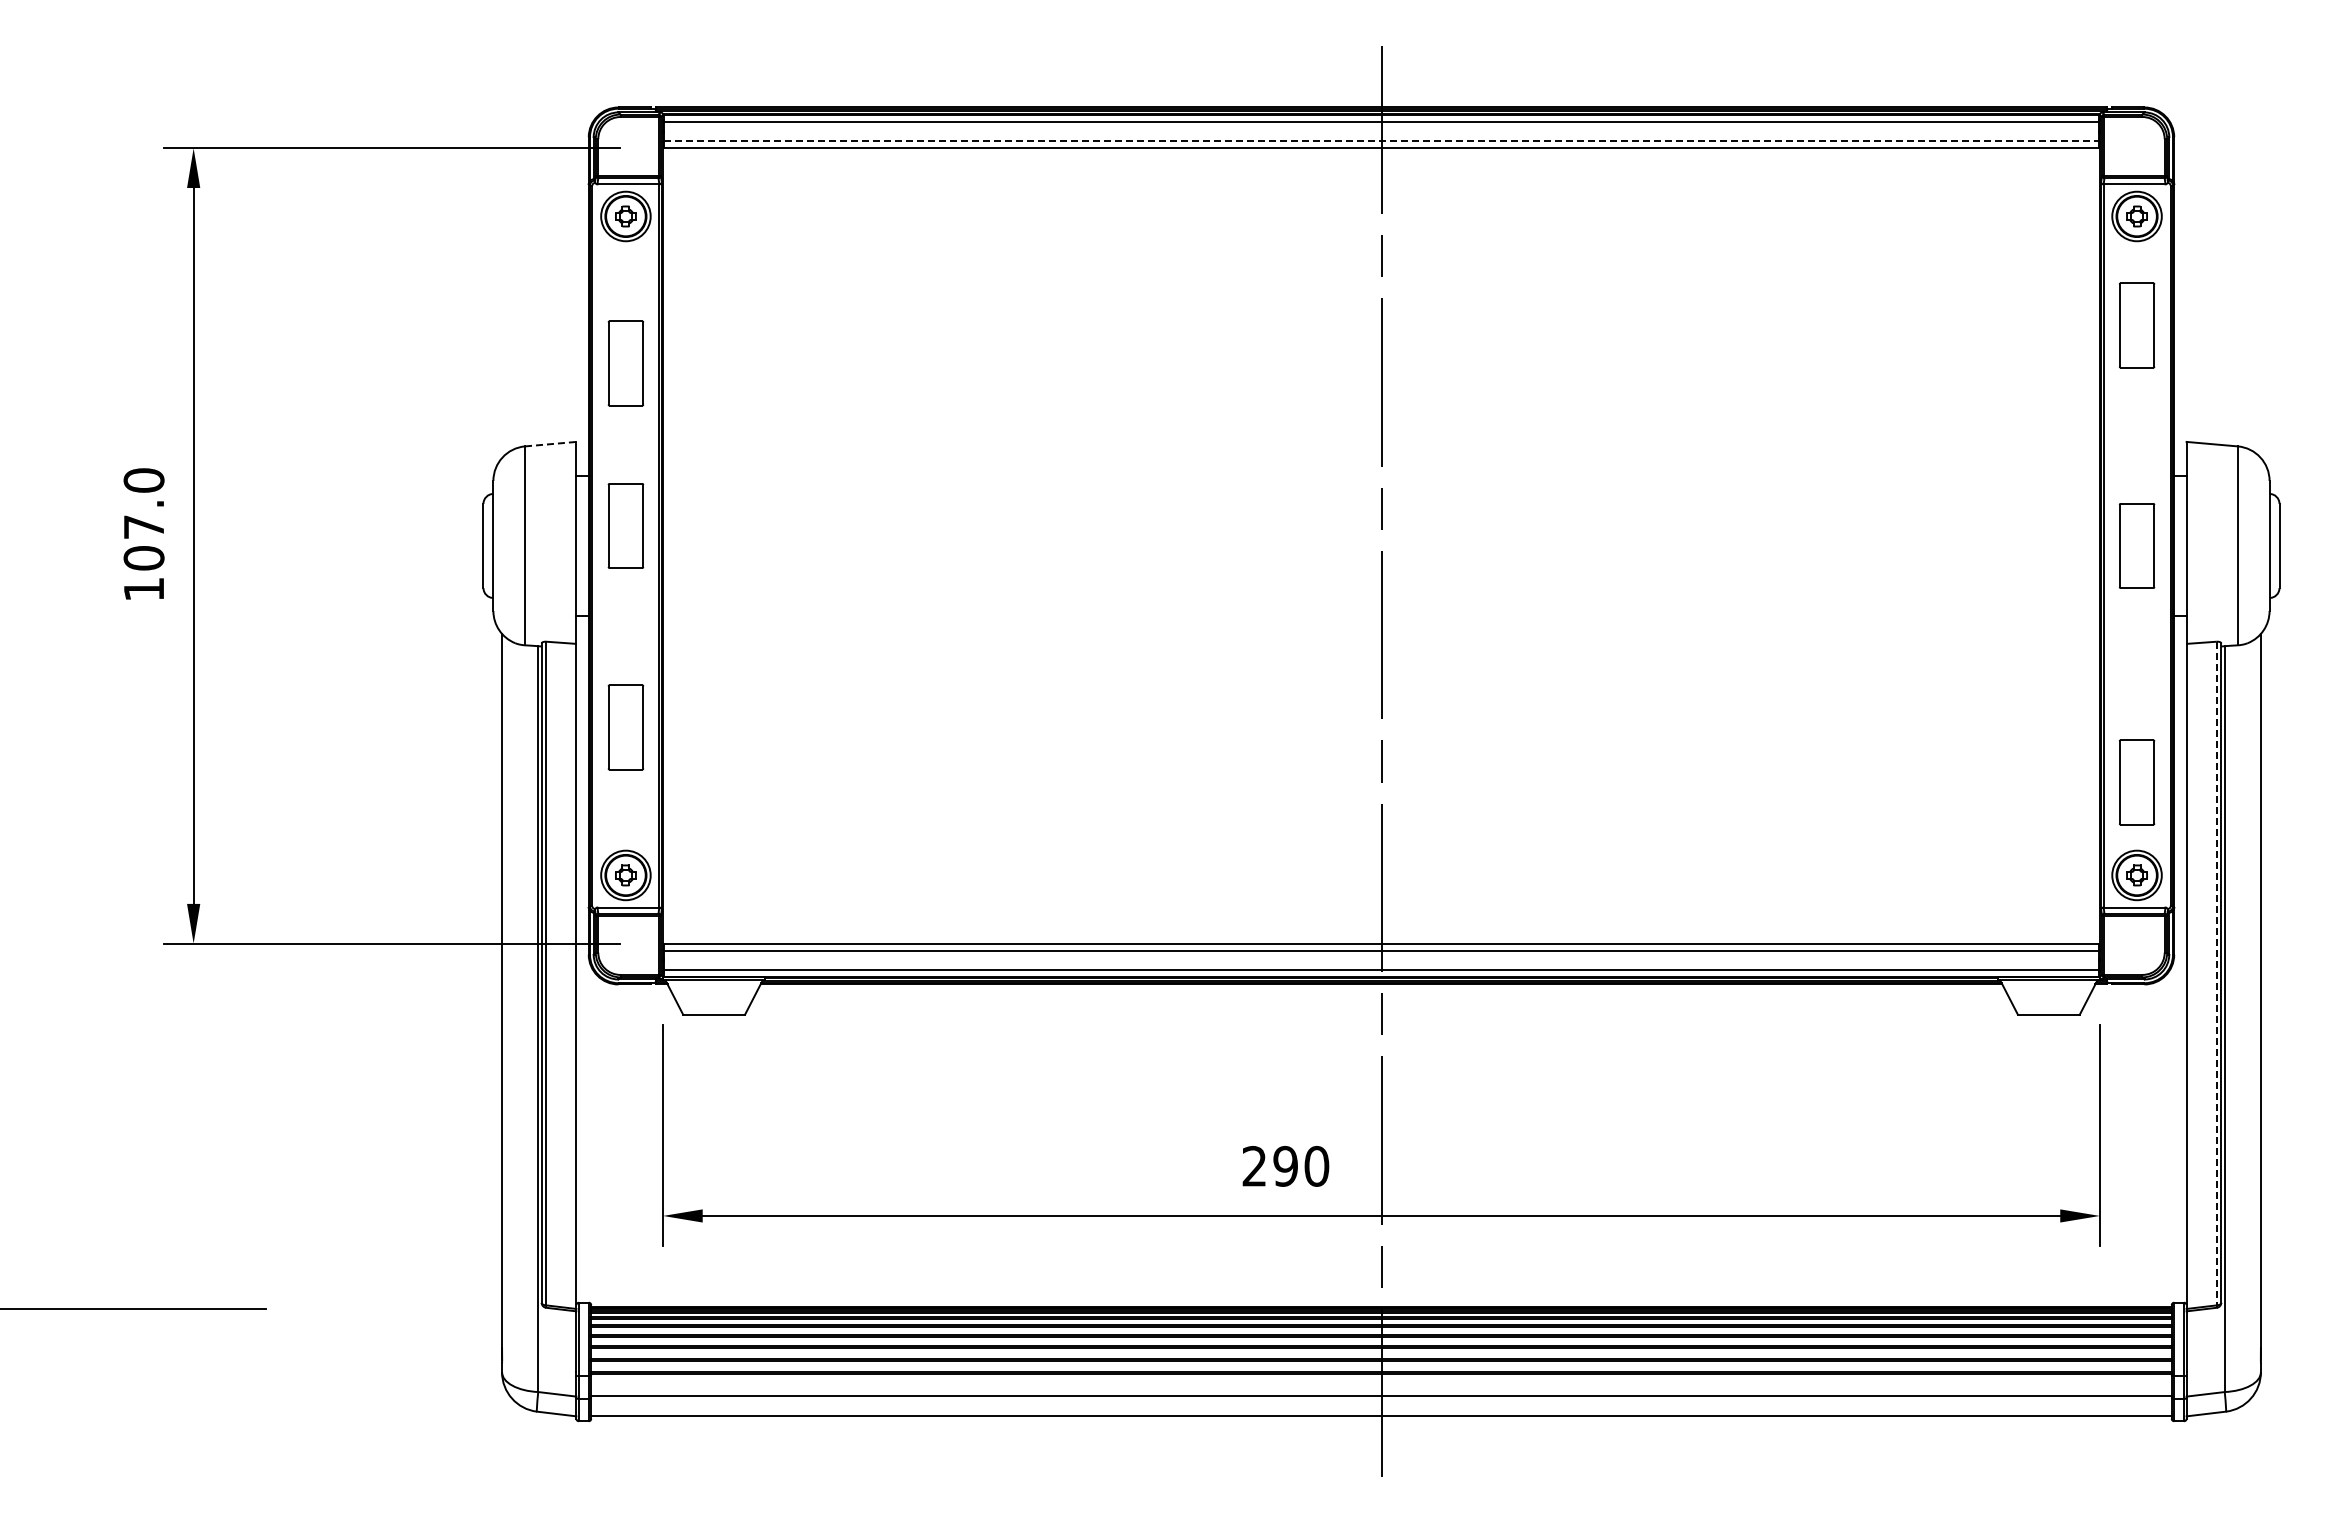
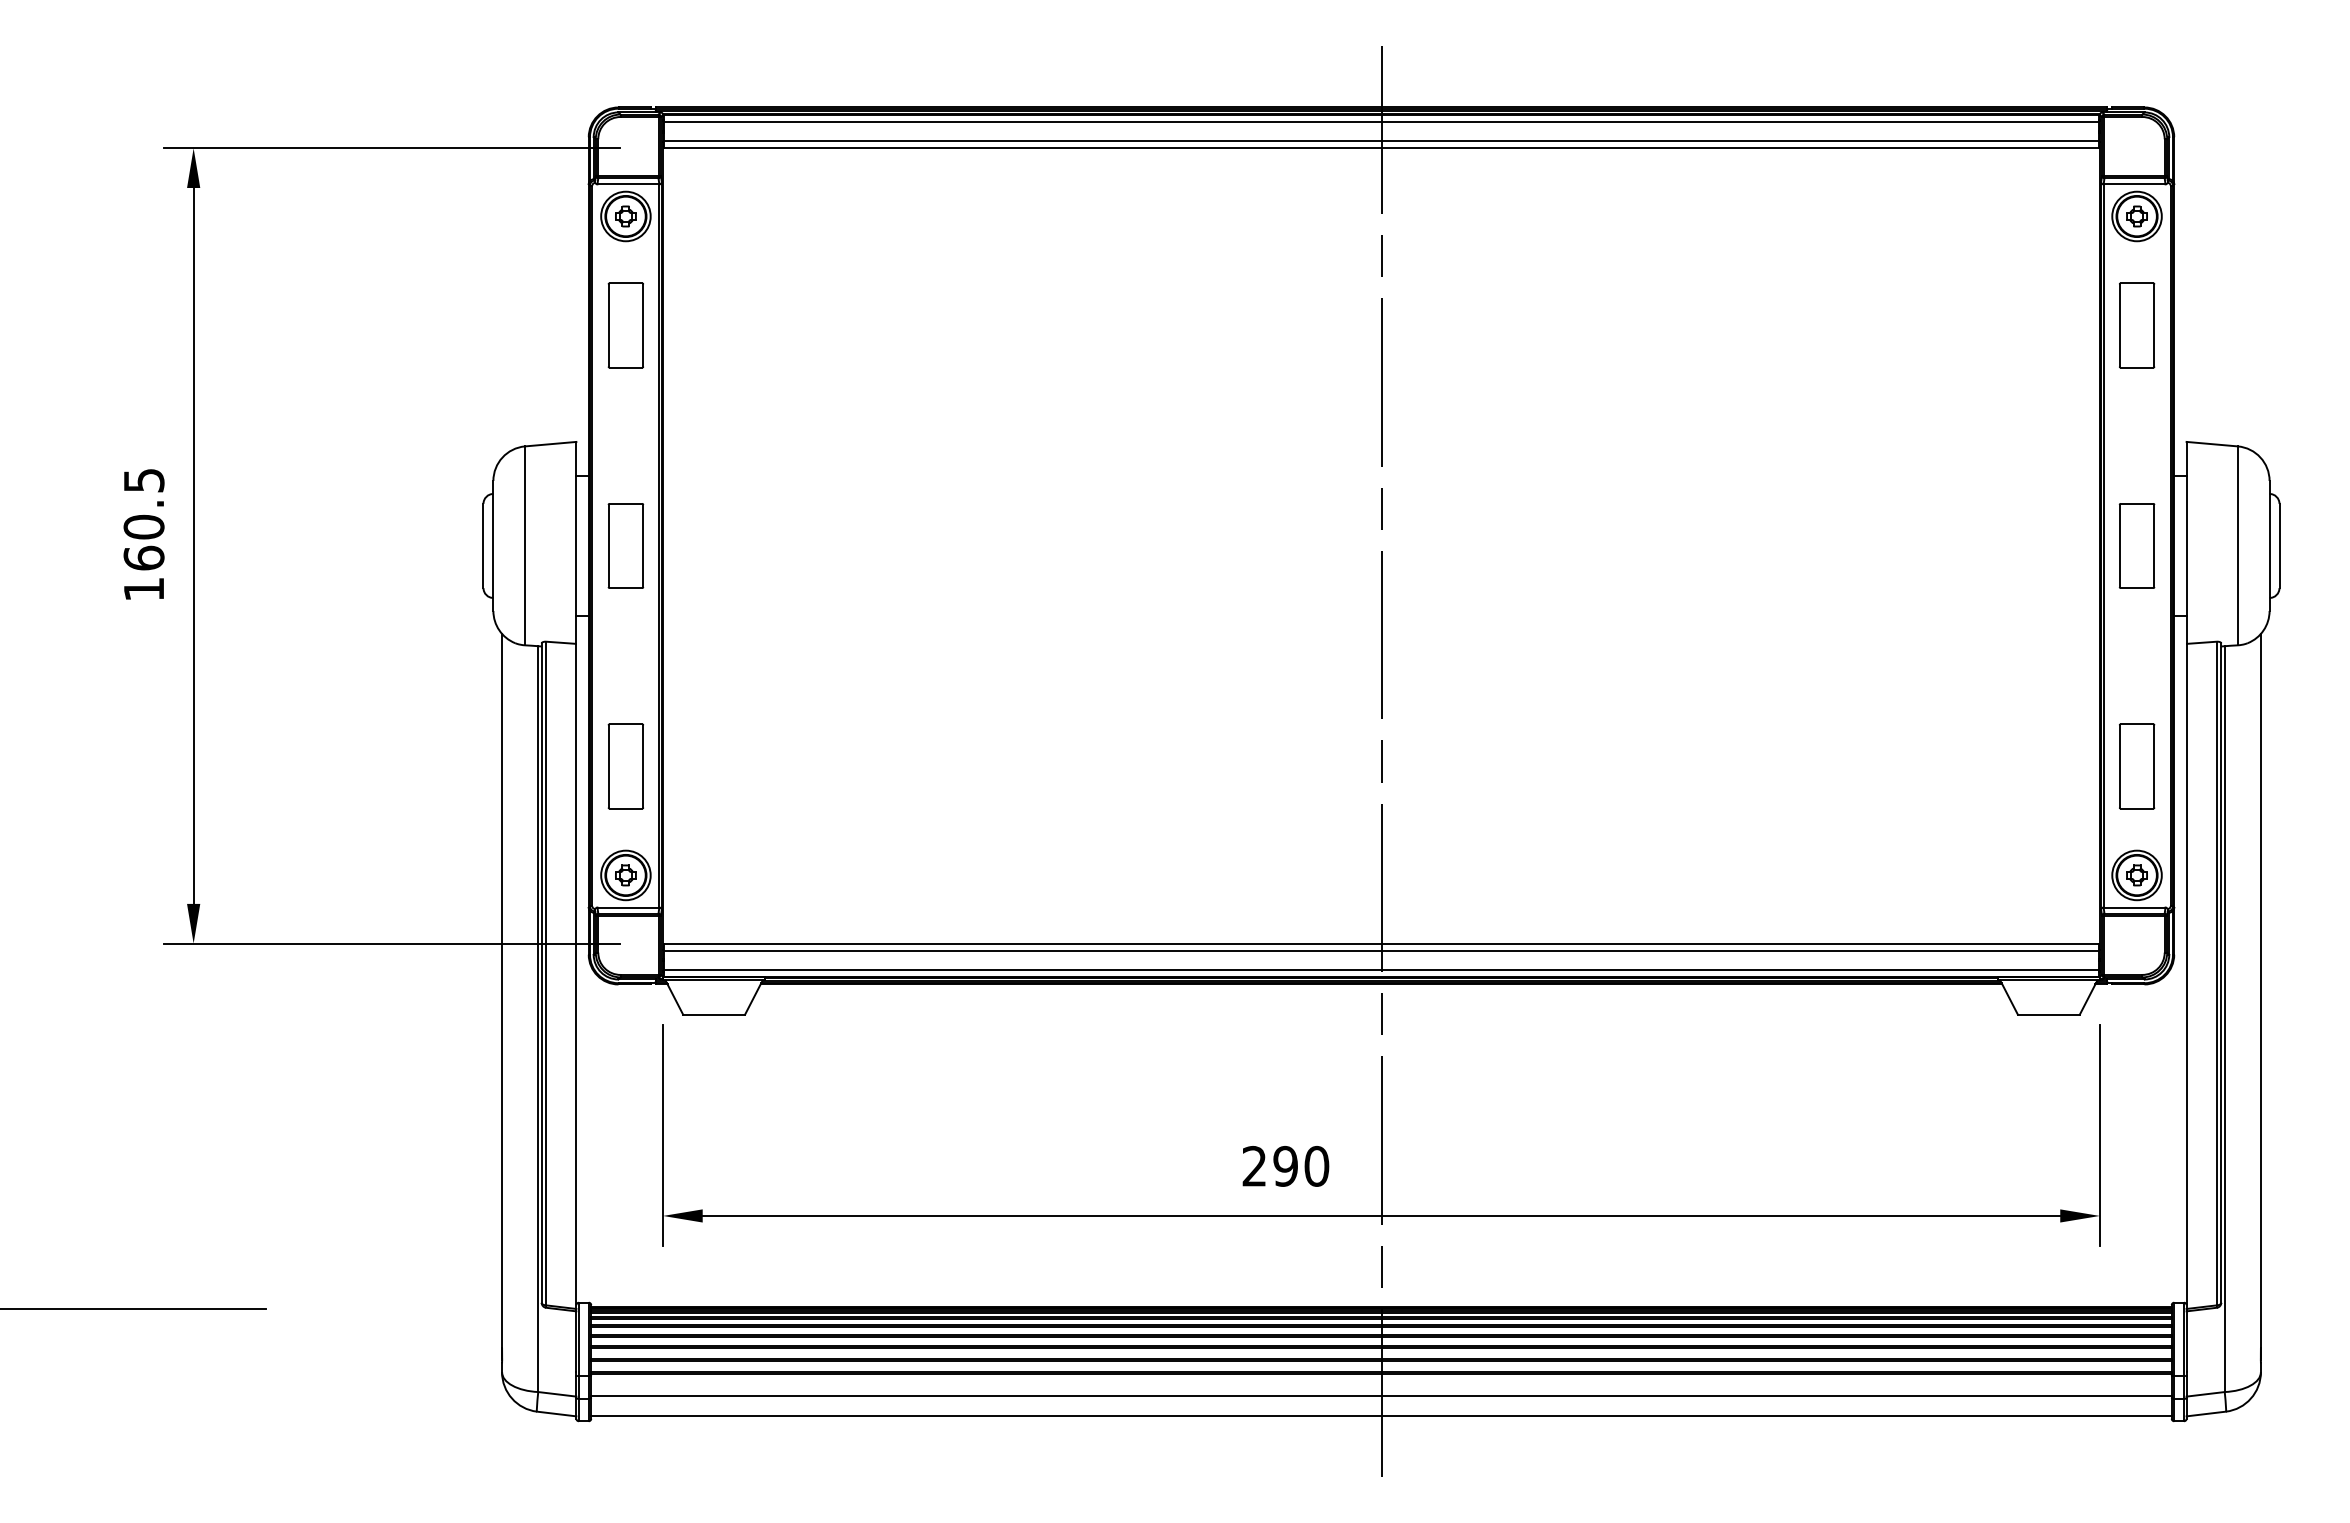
line: dashed -> solid (1381, 140)
part position: (625, 363) -> (625, 325) (625, 325)
line: dashed -> solid (550, 444)
text: 107.0 -> 160.5 (143, 519)
part position: (625, 525) -> (625, 545) (625, 545)
part position: (625, 727) -> (625, 766) (625, 766)
part position: (2137, 782) -> (2137, 766) (2137, 766)
line: dashed -> solid (2216, 973)
